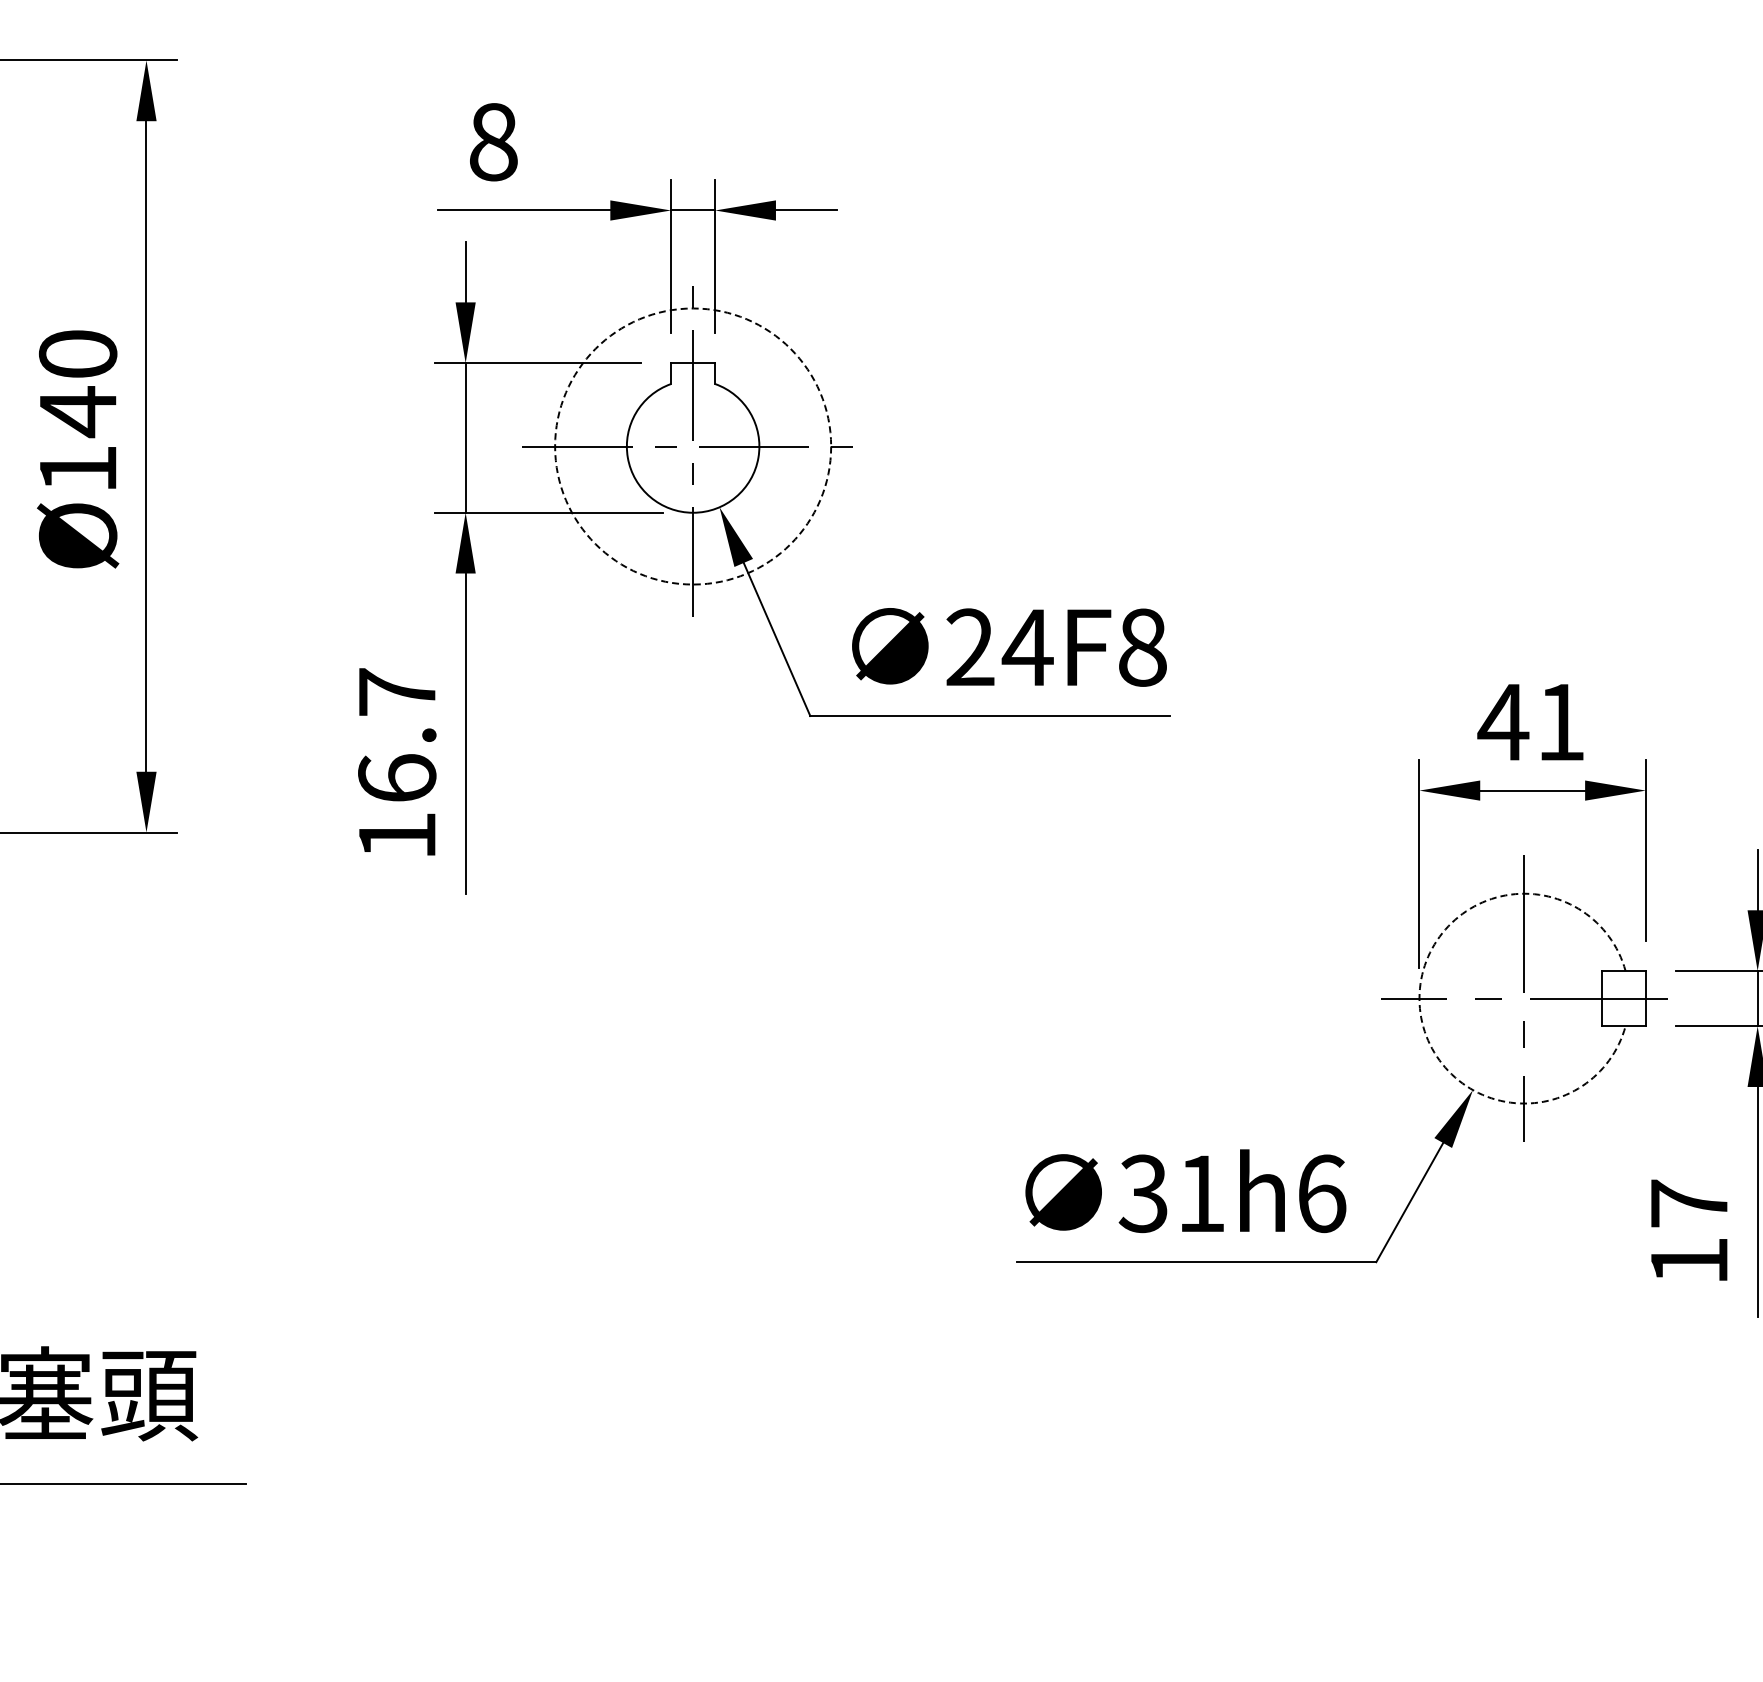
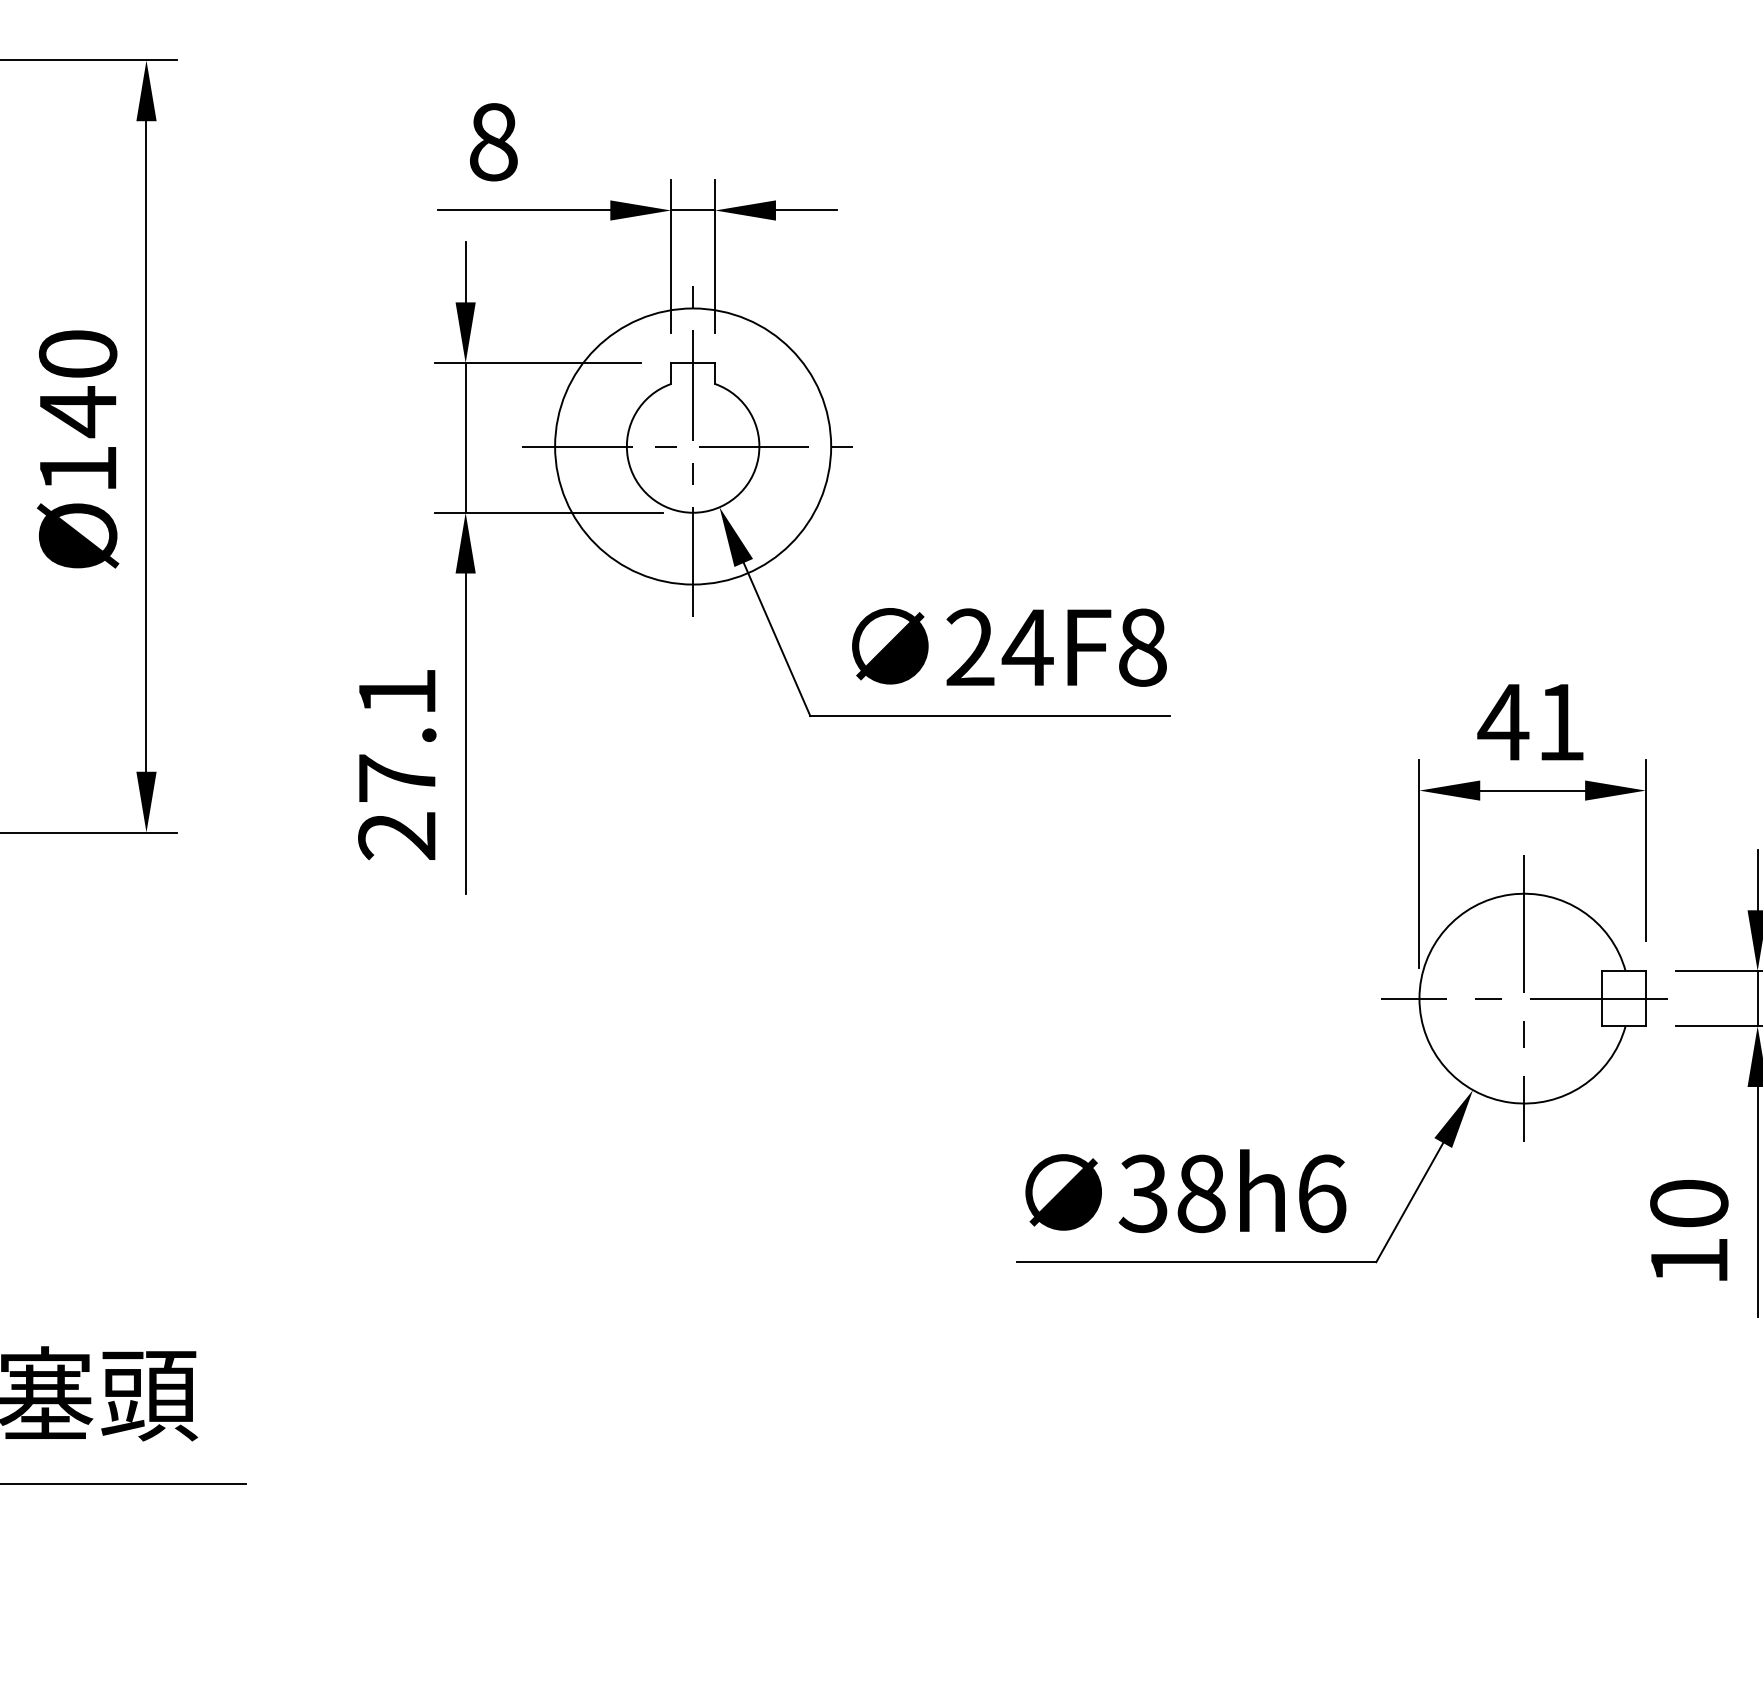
circle: dashed -> solid (693, 446)
text: 16.7 -> 27.1 (397, 764)
arc: dashed -> solid (1419, 998)
text: 31h6 -> 38h6 (1201, 1193)
text: 17 -> 10 (1689, 1203)
